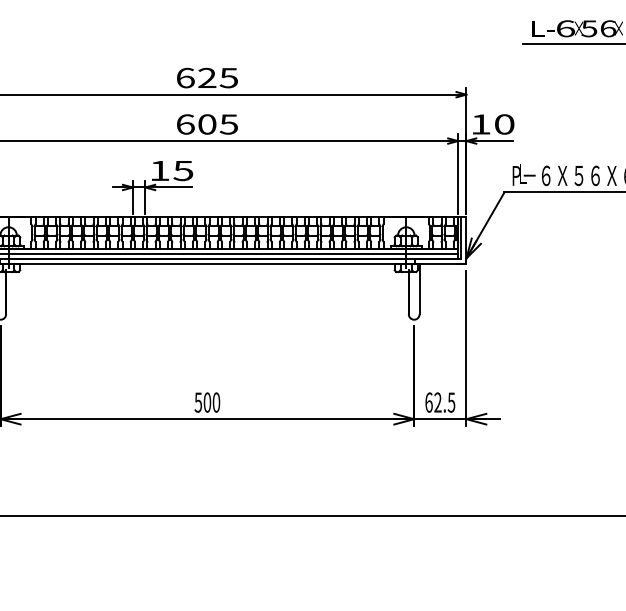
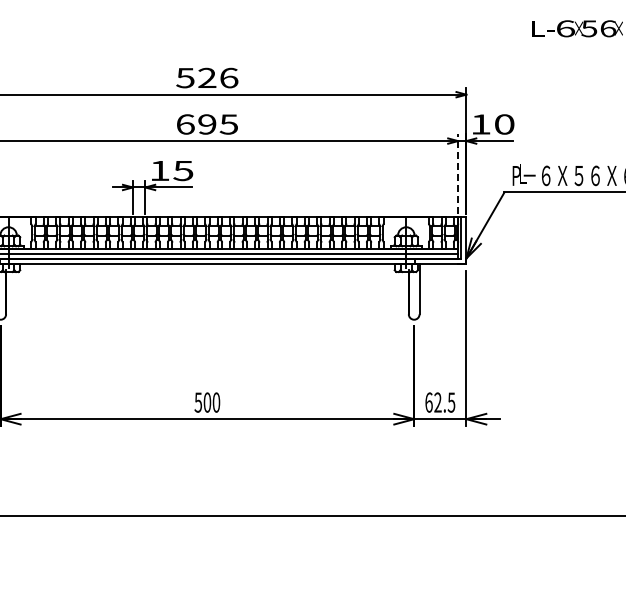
line: present -> none (572, 43)
text: 625 -> 526 (207, 77)
text: 605 -> 695 (207, 124)
line: solid -> dashed (458, 174)
